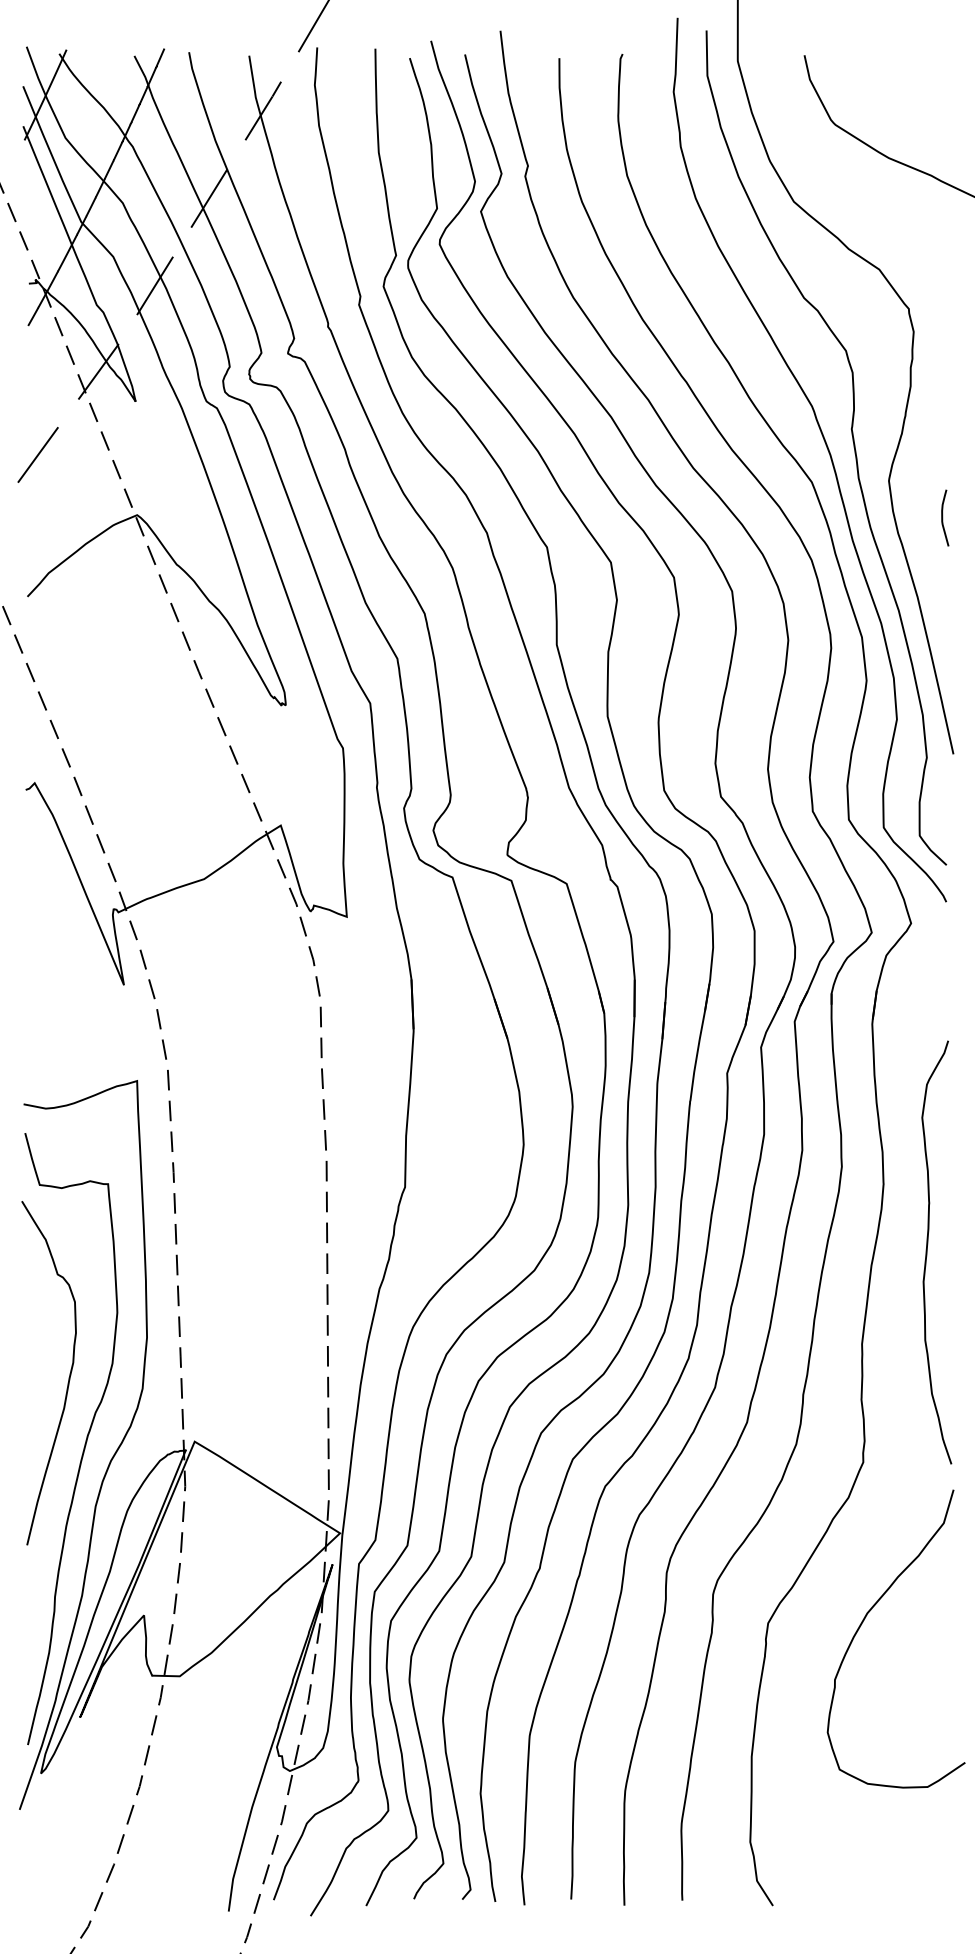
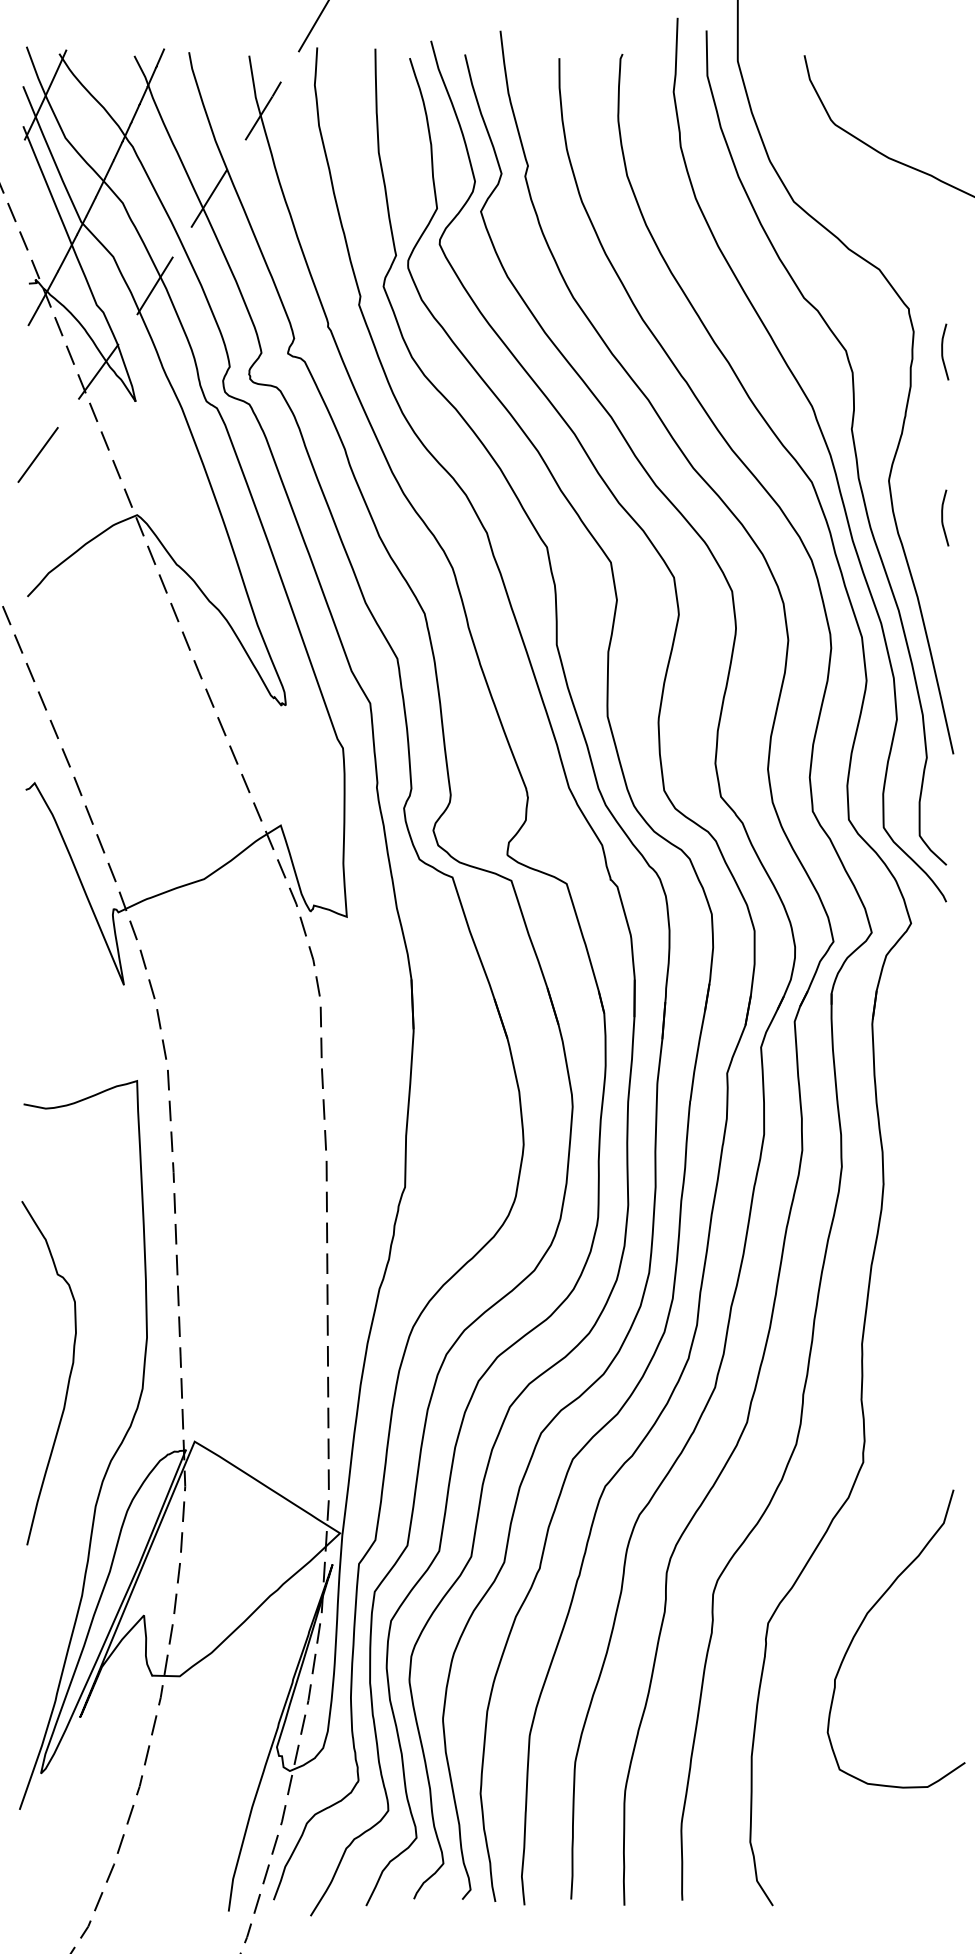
curve: none -> present (943, 351)
curve: present -> none (927, 1252)
curve: present -> none (84, 1443)
